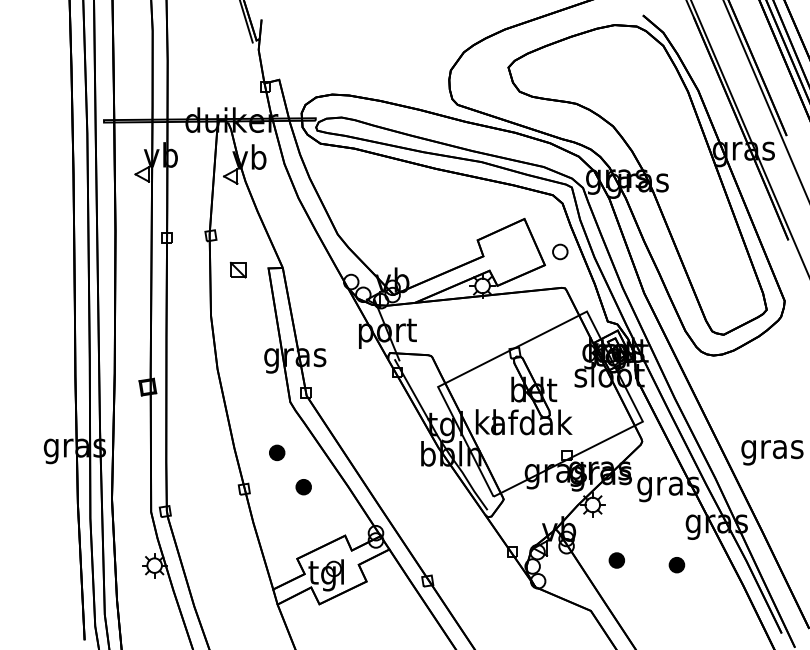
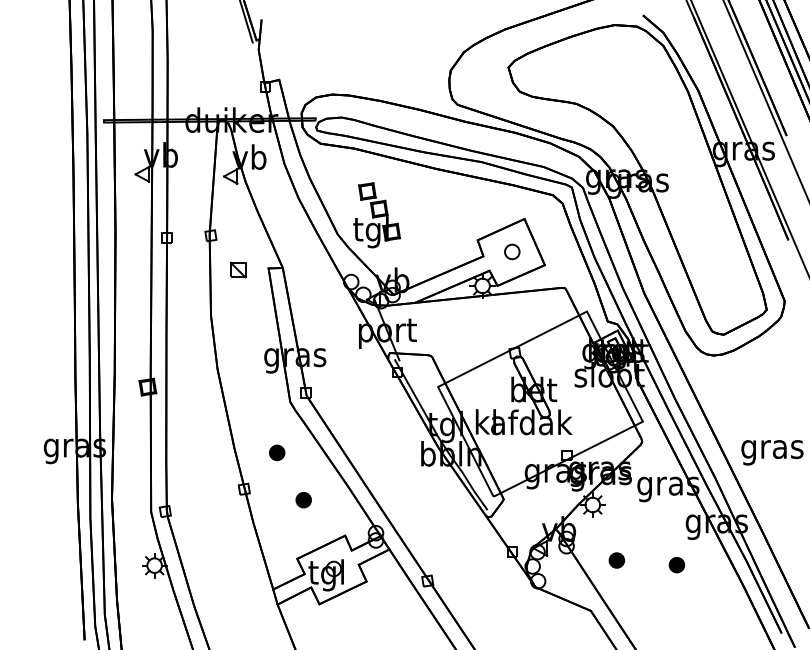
part: none -> present (376, 215)
part position: (560, 251) -> (512, 251) (512, 251)
part position: (303, 487) -> (303, 500) (303, 500)
